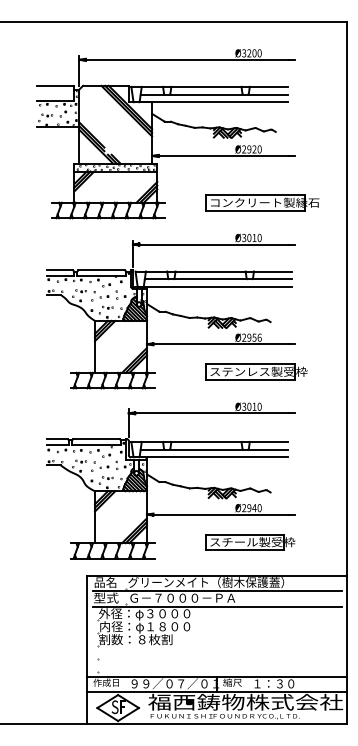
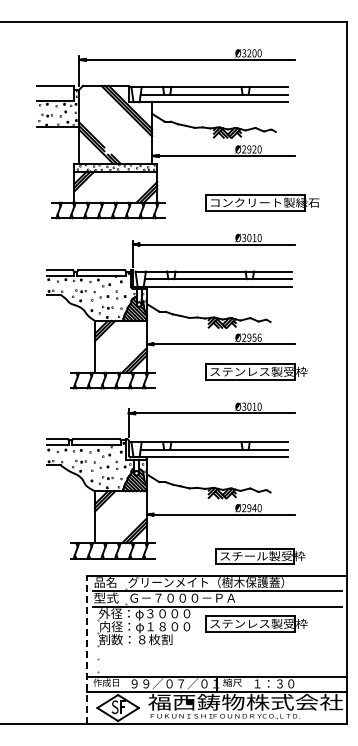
part position: (250, 542) -> (260, 556) (260, 556)
part: none -> present (256, 623)
line: solid -> dashed (87, 649)
